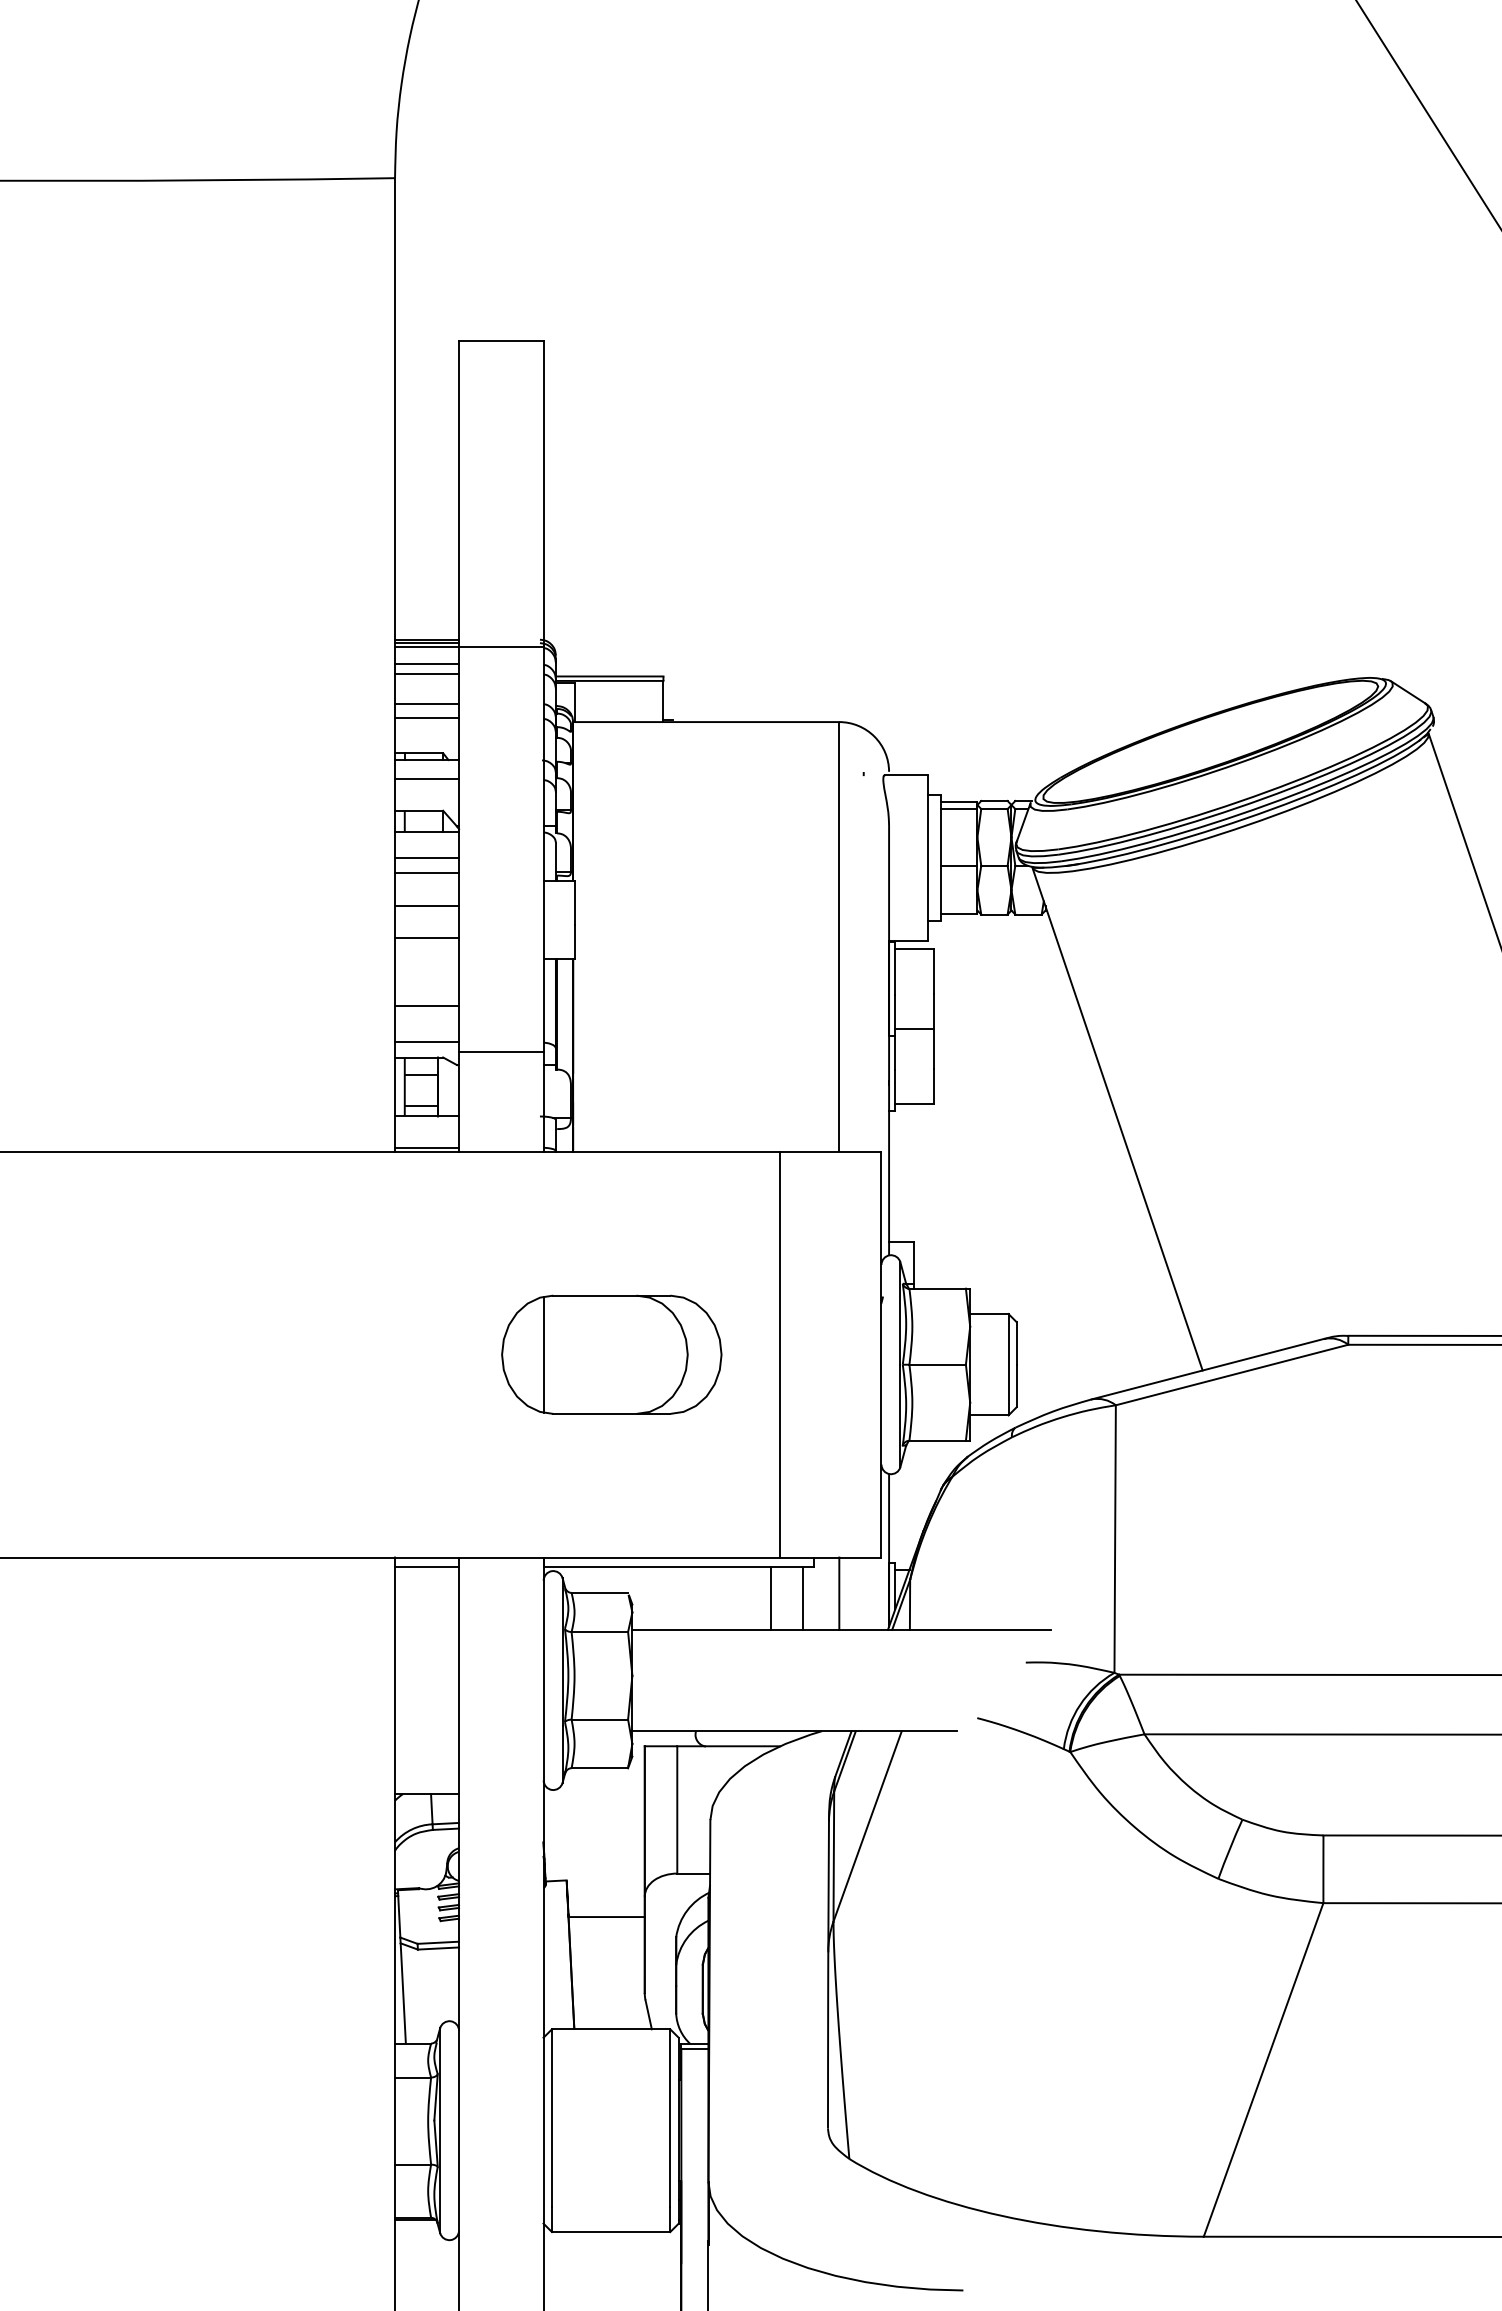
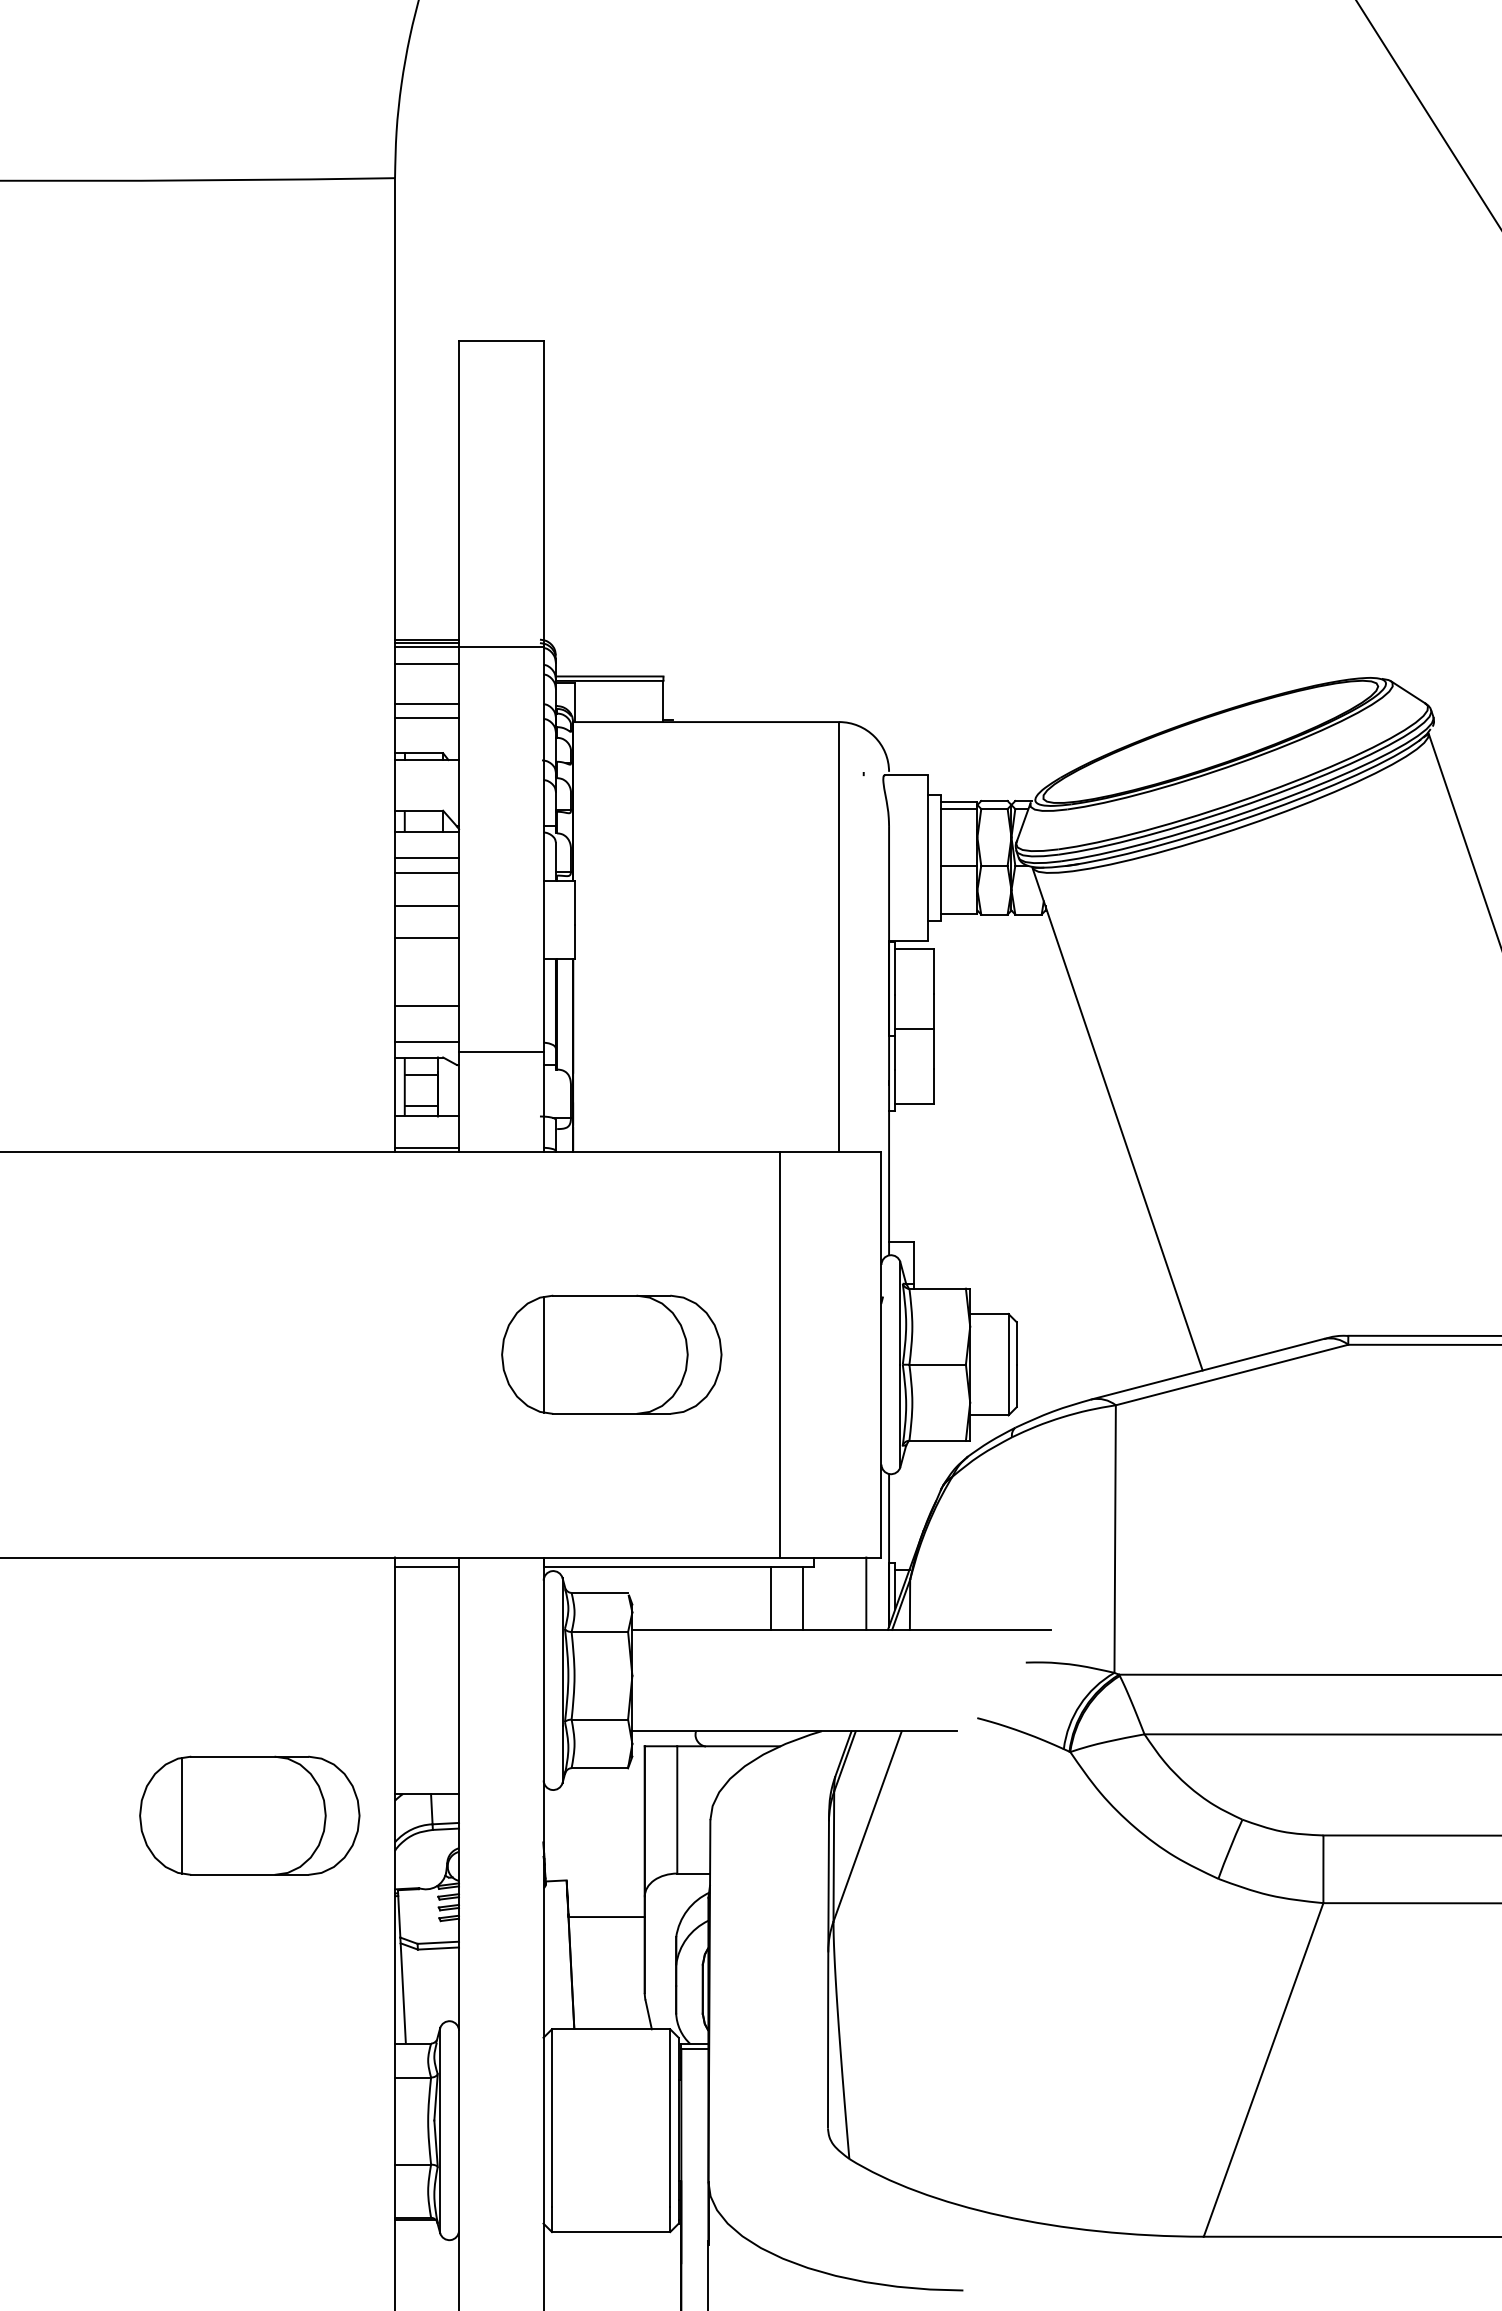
line: present -> none (426, 673)
line: present -> none (426, 779)
line position: (839, 1593) -> (866, 1593) (866, 1593)
part: none -> present (249, 1815)
